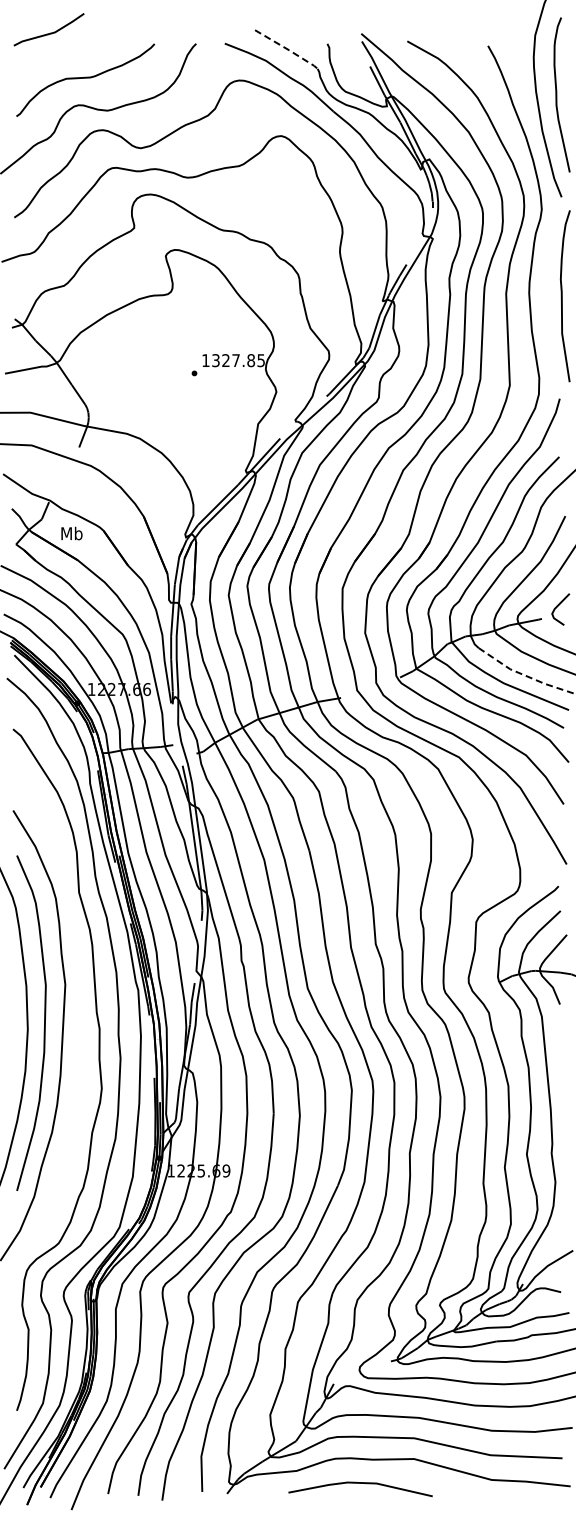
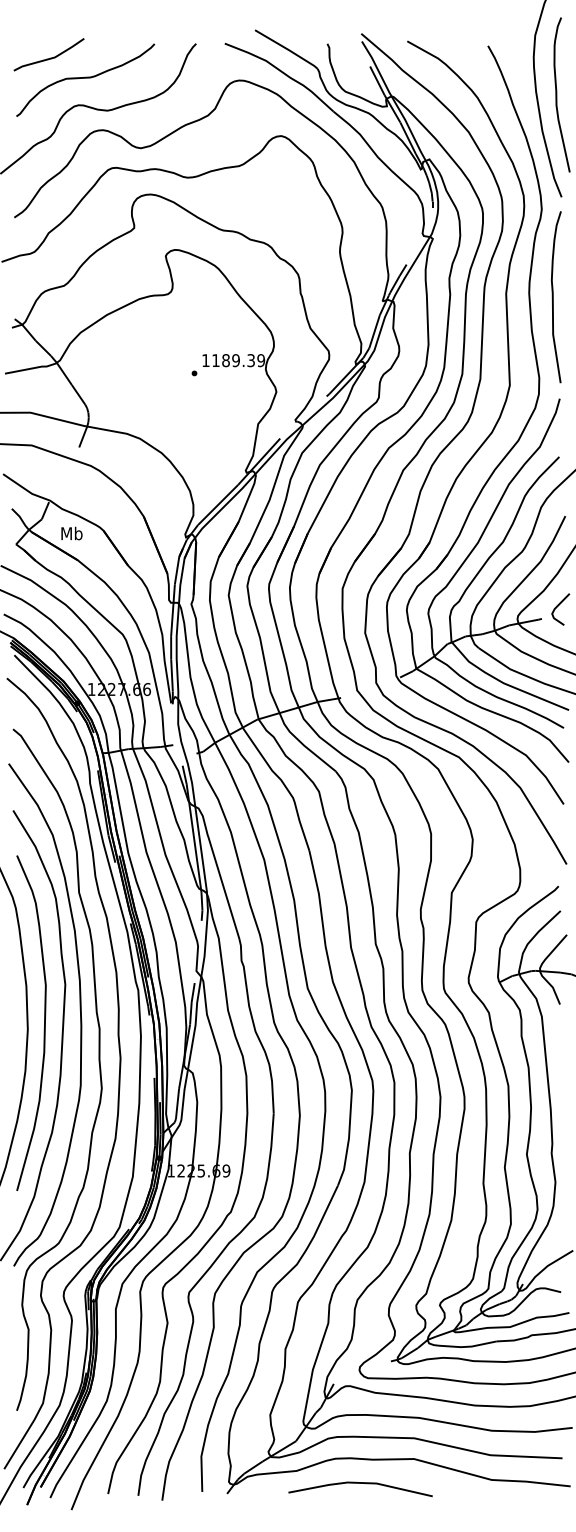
line position: (50, 32) -> (50, 57) (50, 57)
line: dashed -> solid (288, 49)
curve position: (562, 296) -> (553, 297) (553, 297)
text: 1327.85 -> 1189.39 (238, 360)
line: dashed -> solid (524, 675)
curve: none -> present (79, 1009)
